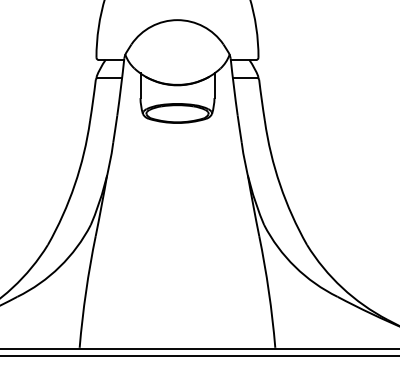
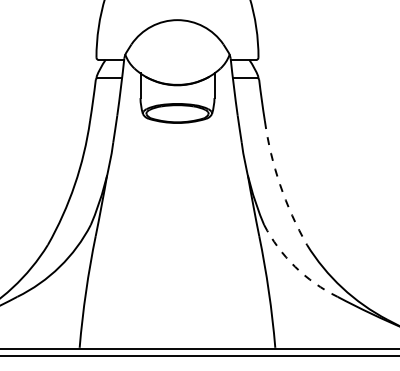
arc: solid -> dashed (280, 184)
arc: solid -> dashed (295, 266)
